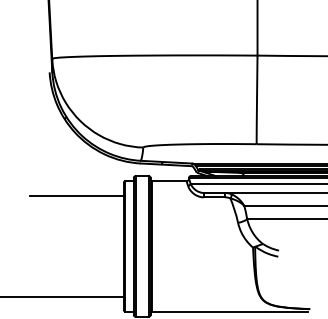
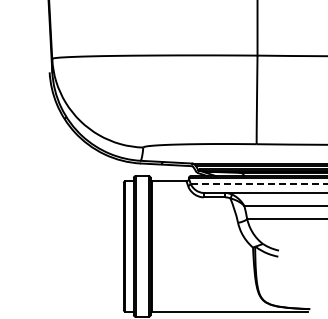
line: solid -> dashed (258, 183)
line: present -> none (76, 196)
line: present -> none (62, 296)
